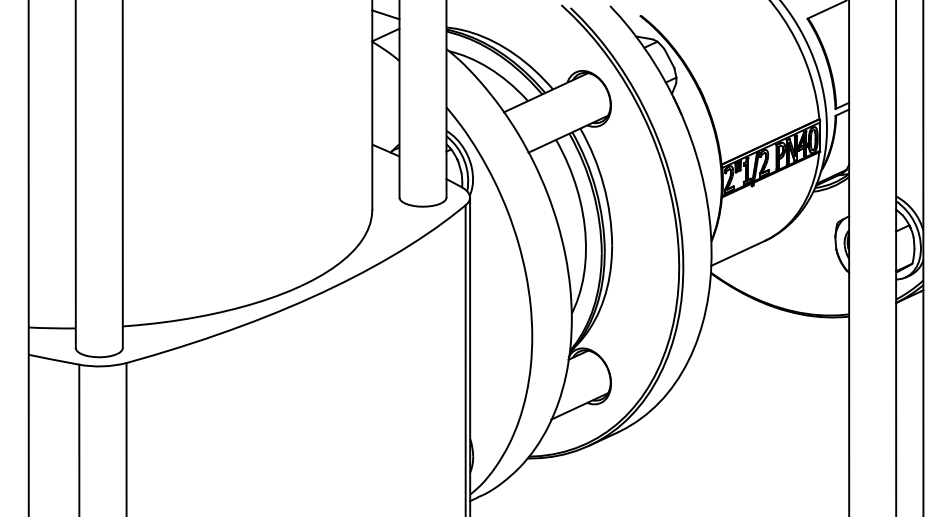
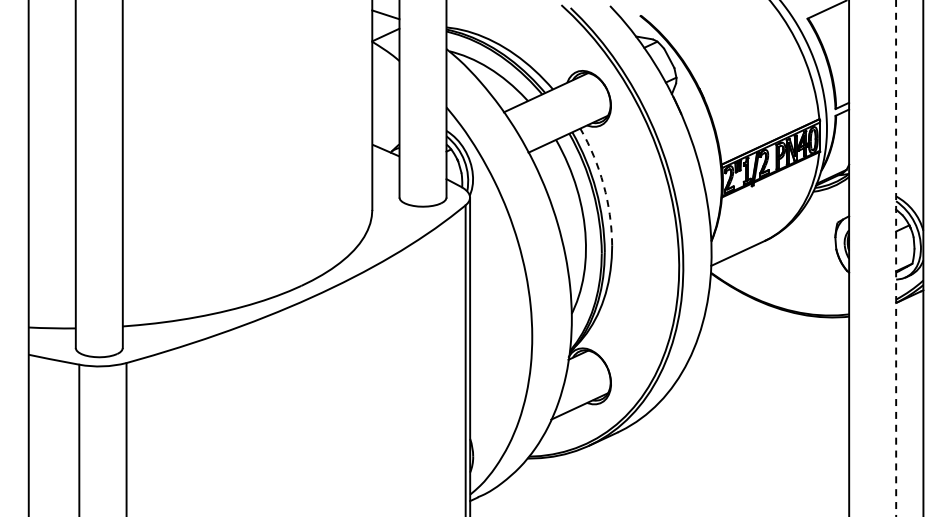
arc: solid -> dashed (603, 184)
line: solid -> dashed (896, 258)
